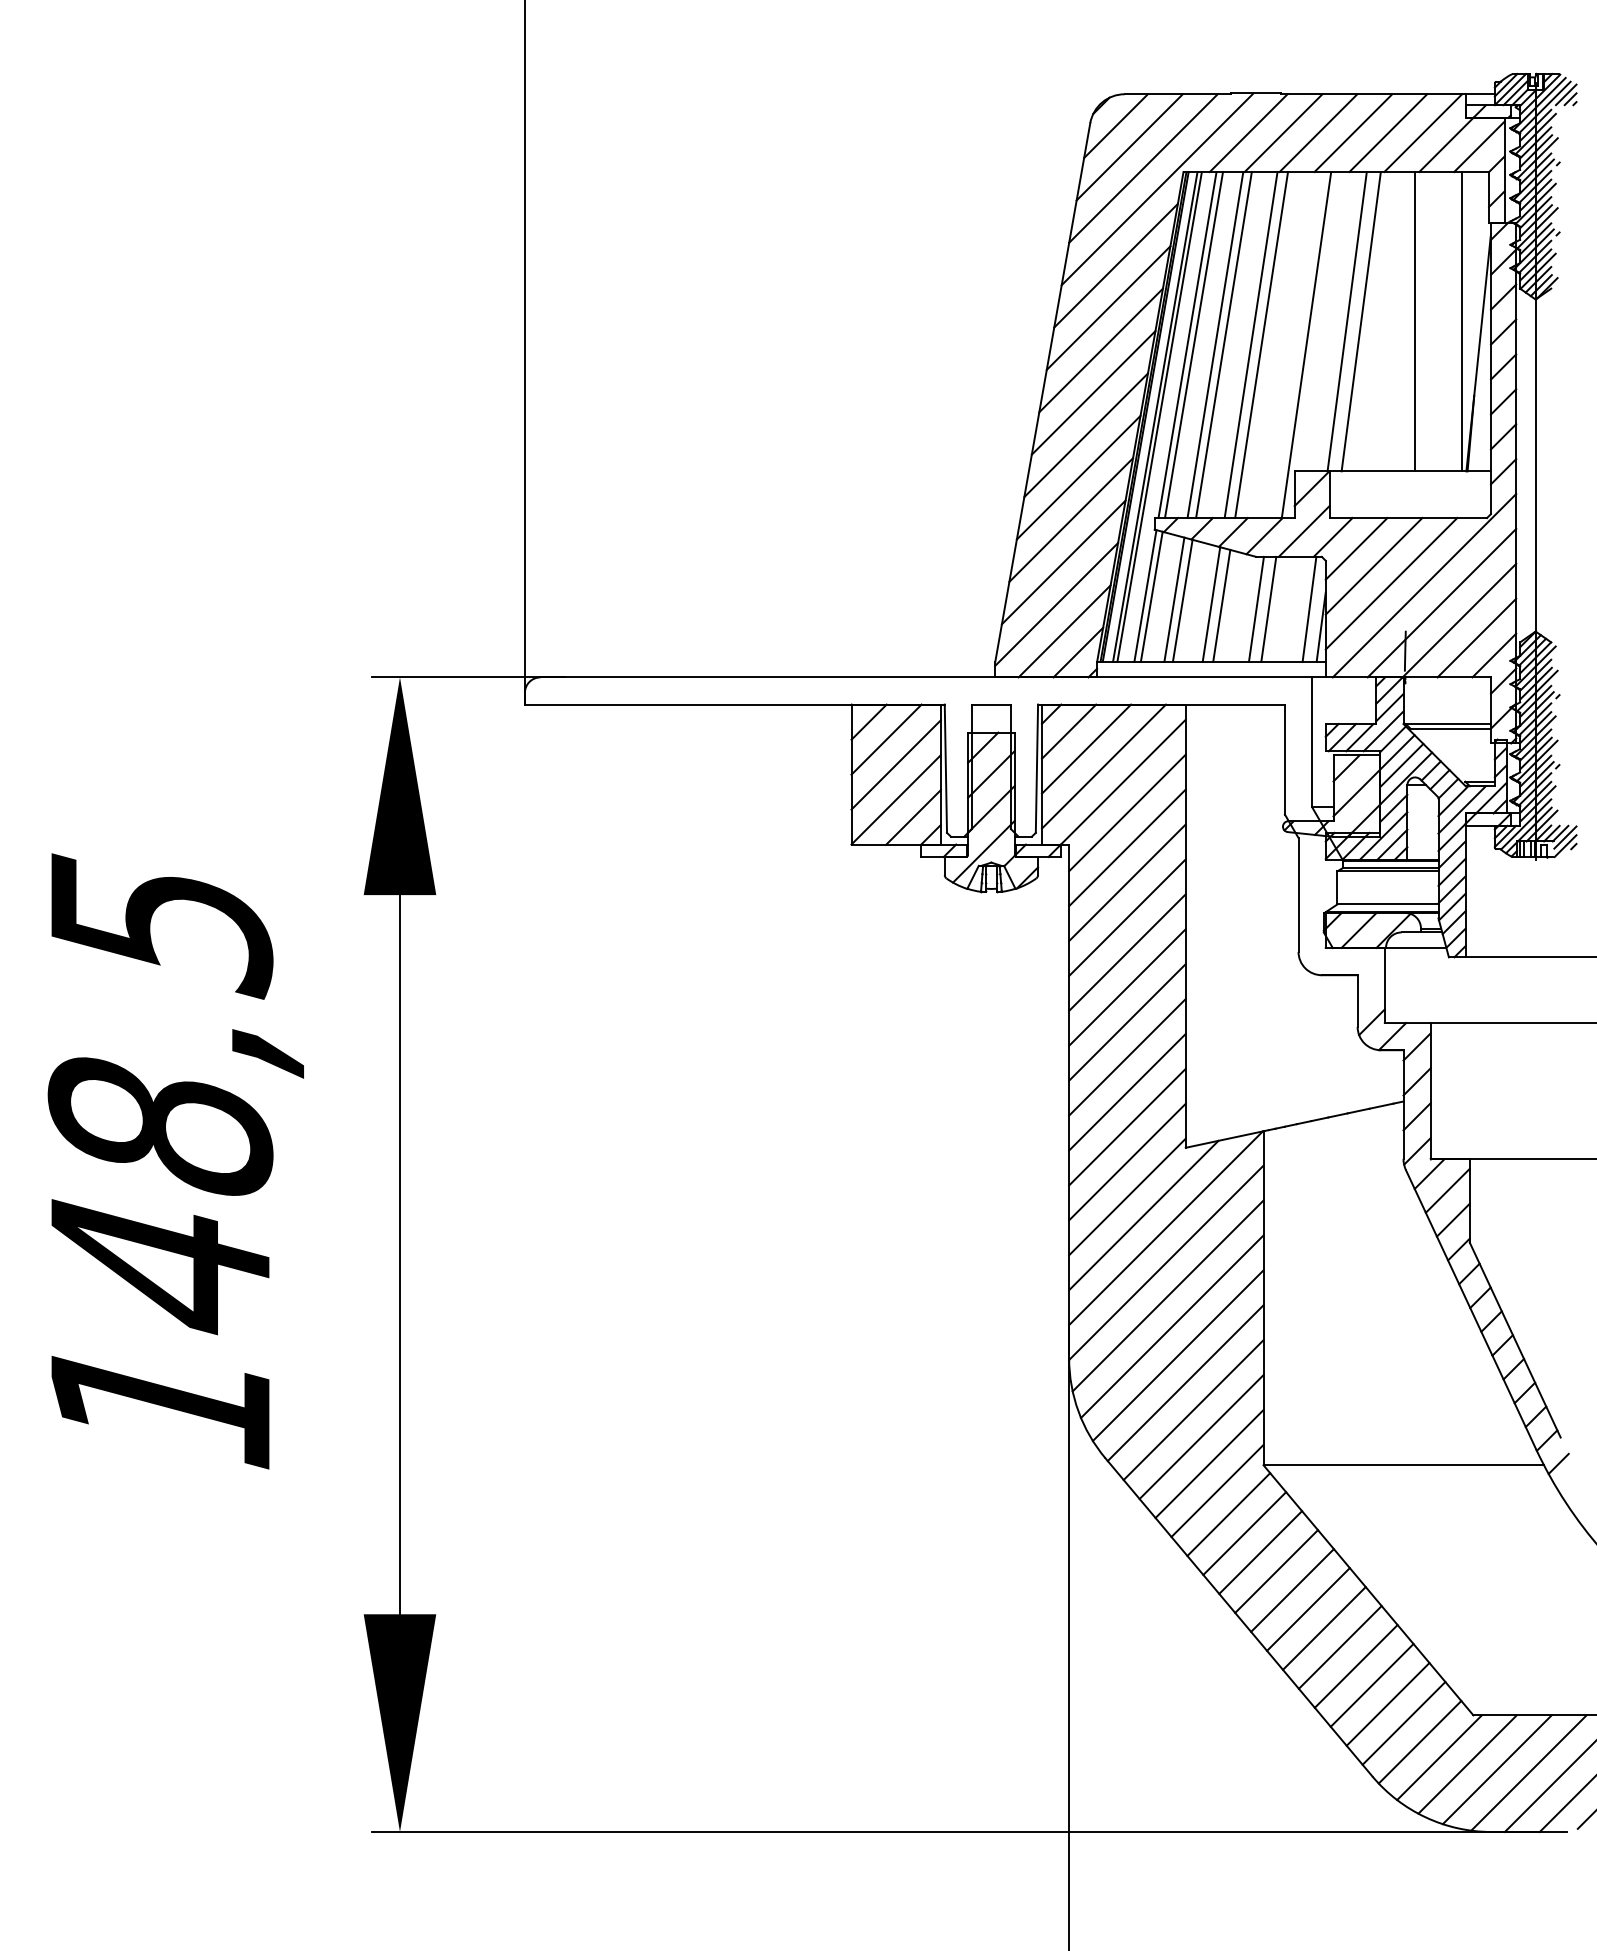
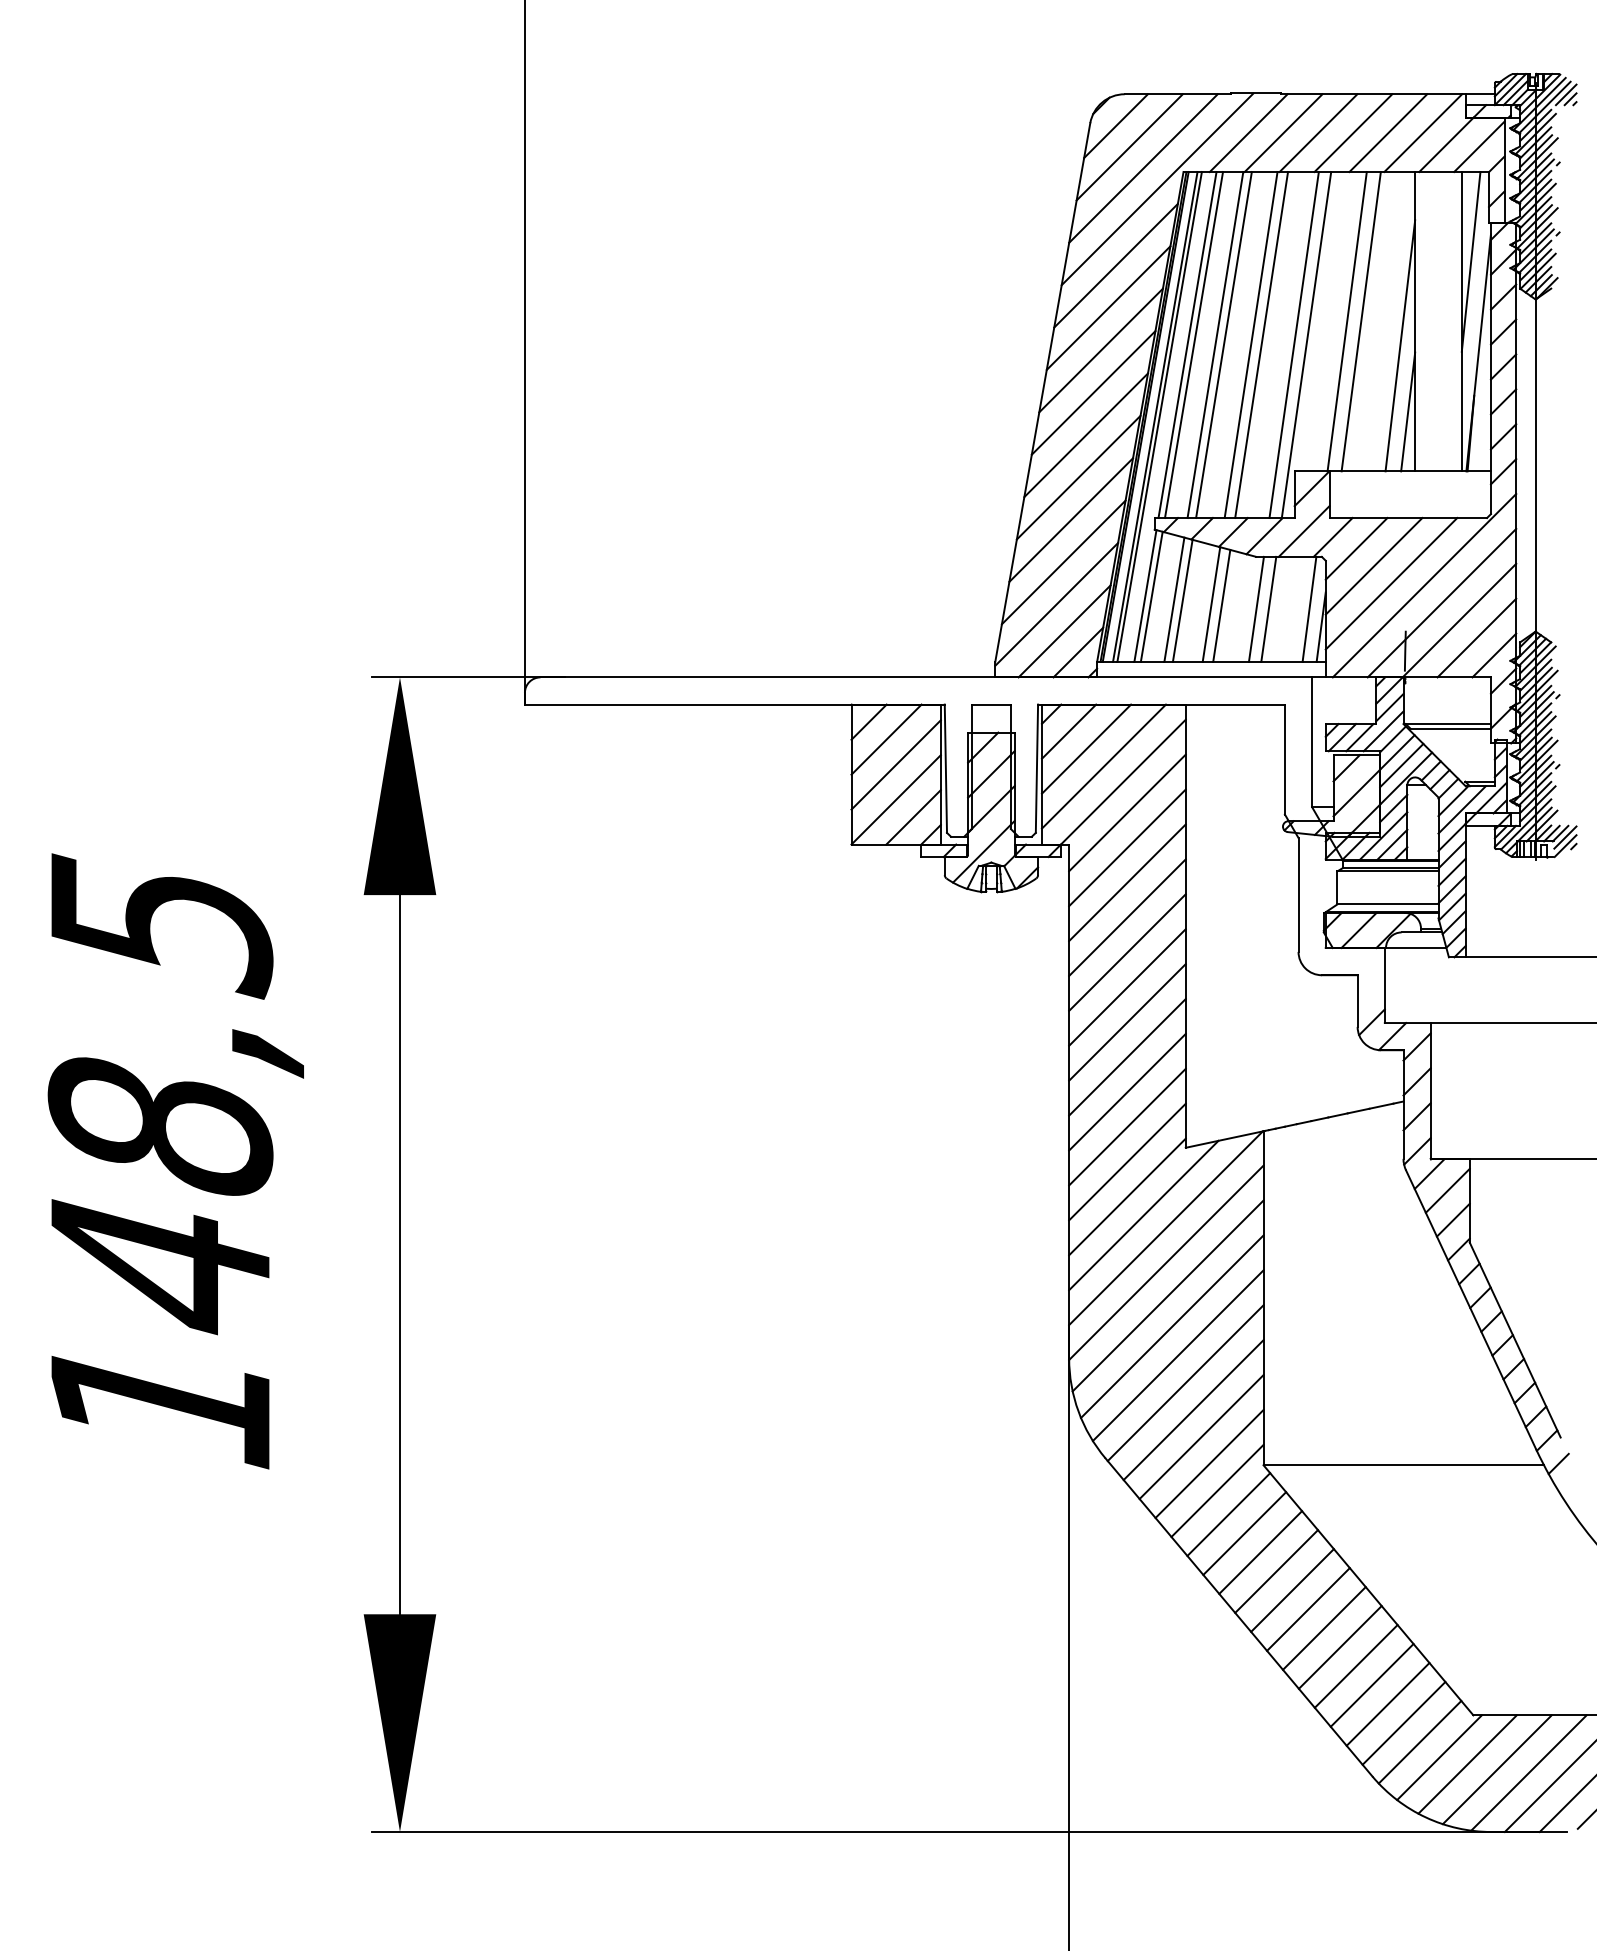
line: none -> present (1470, 261)
line: none -> present (1293, 345)
line: none -> present (1400, 345)
line: none -> present (1408, 411)
